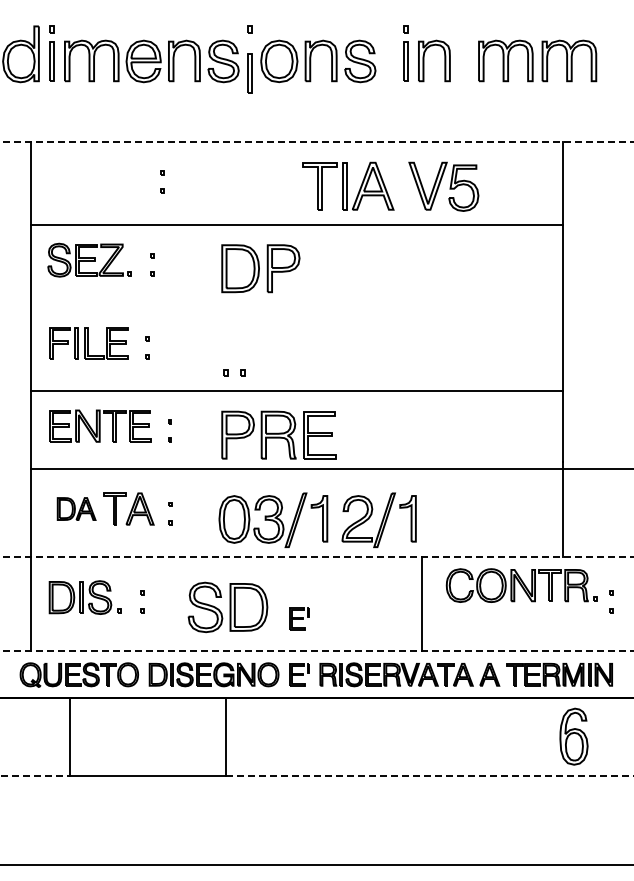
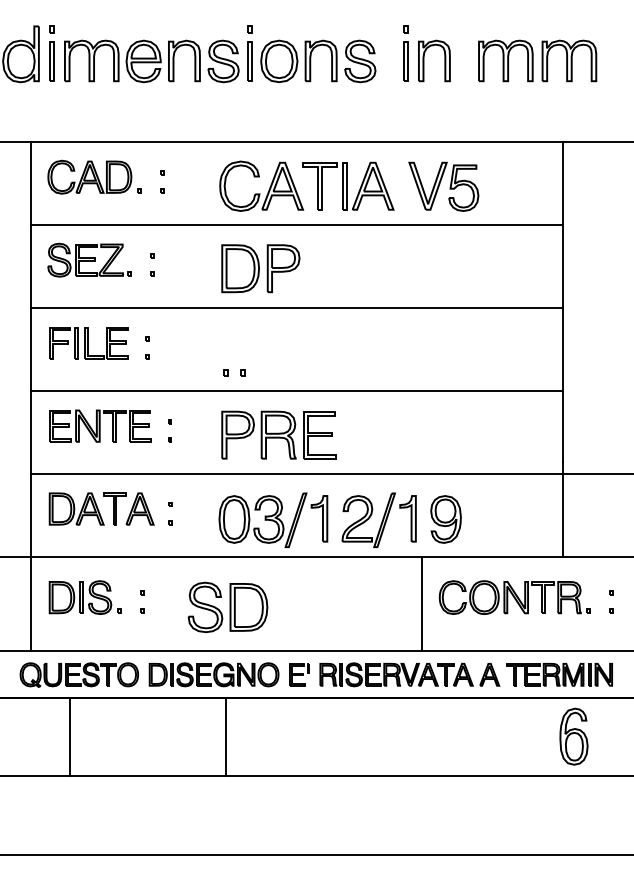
part position: (249, 73) -> (249, 61) (249, 61)
line: dashed -> solid (317, 142)
part: none -> present (94, 176)
part: none -> present (268, 189)
line: none -> present (296, 308)
line position: (330, 469) -> (330, 474) (330, 474)
part size: 41x24 px -> 57x34 px (76, 508)
part: none -> present (445, 519)
line: dashed -> solid (317, 557)
part position: (521, 585) -> (514, 597) (514, 597)
part: present -> none (299, 618)
line: dashed -> solid (317, 651)
line: dashed -> solid (35, 776)
line: dashed -> solid (430, 776)
line position: (316, 864) -> (316, 854) (316, 854)
